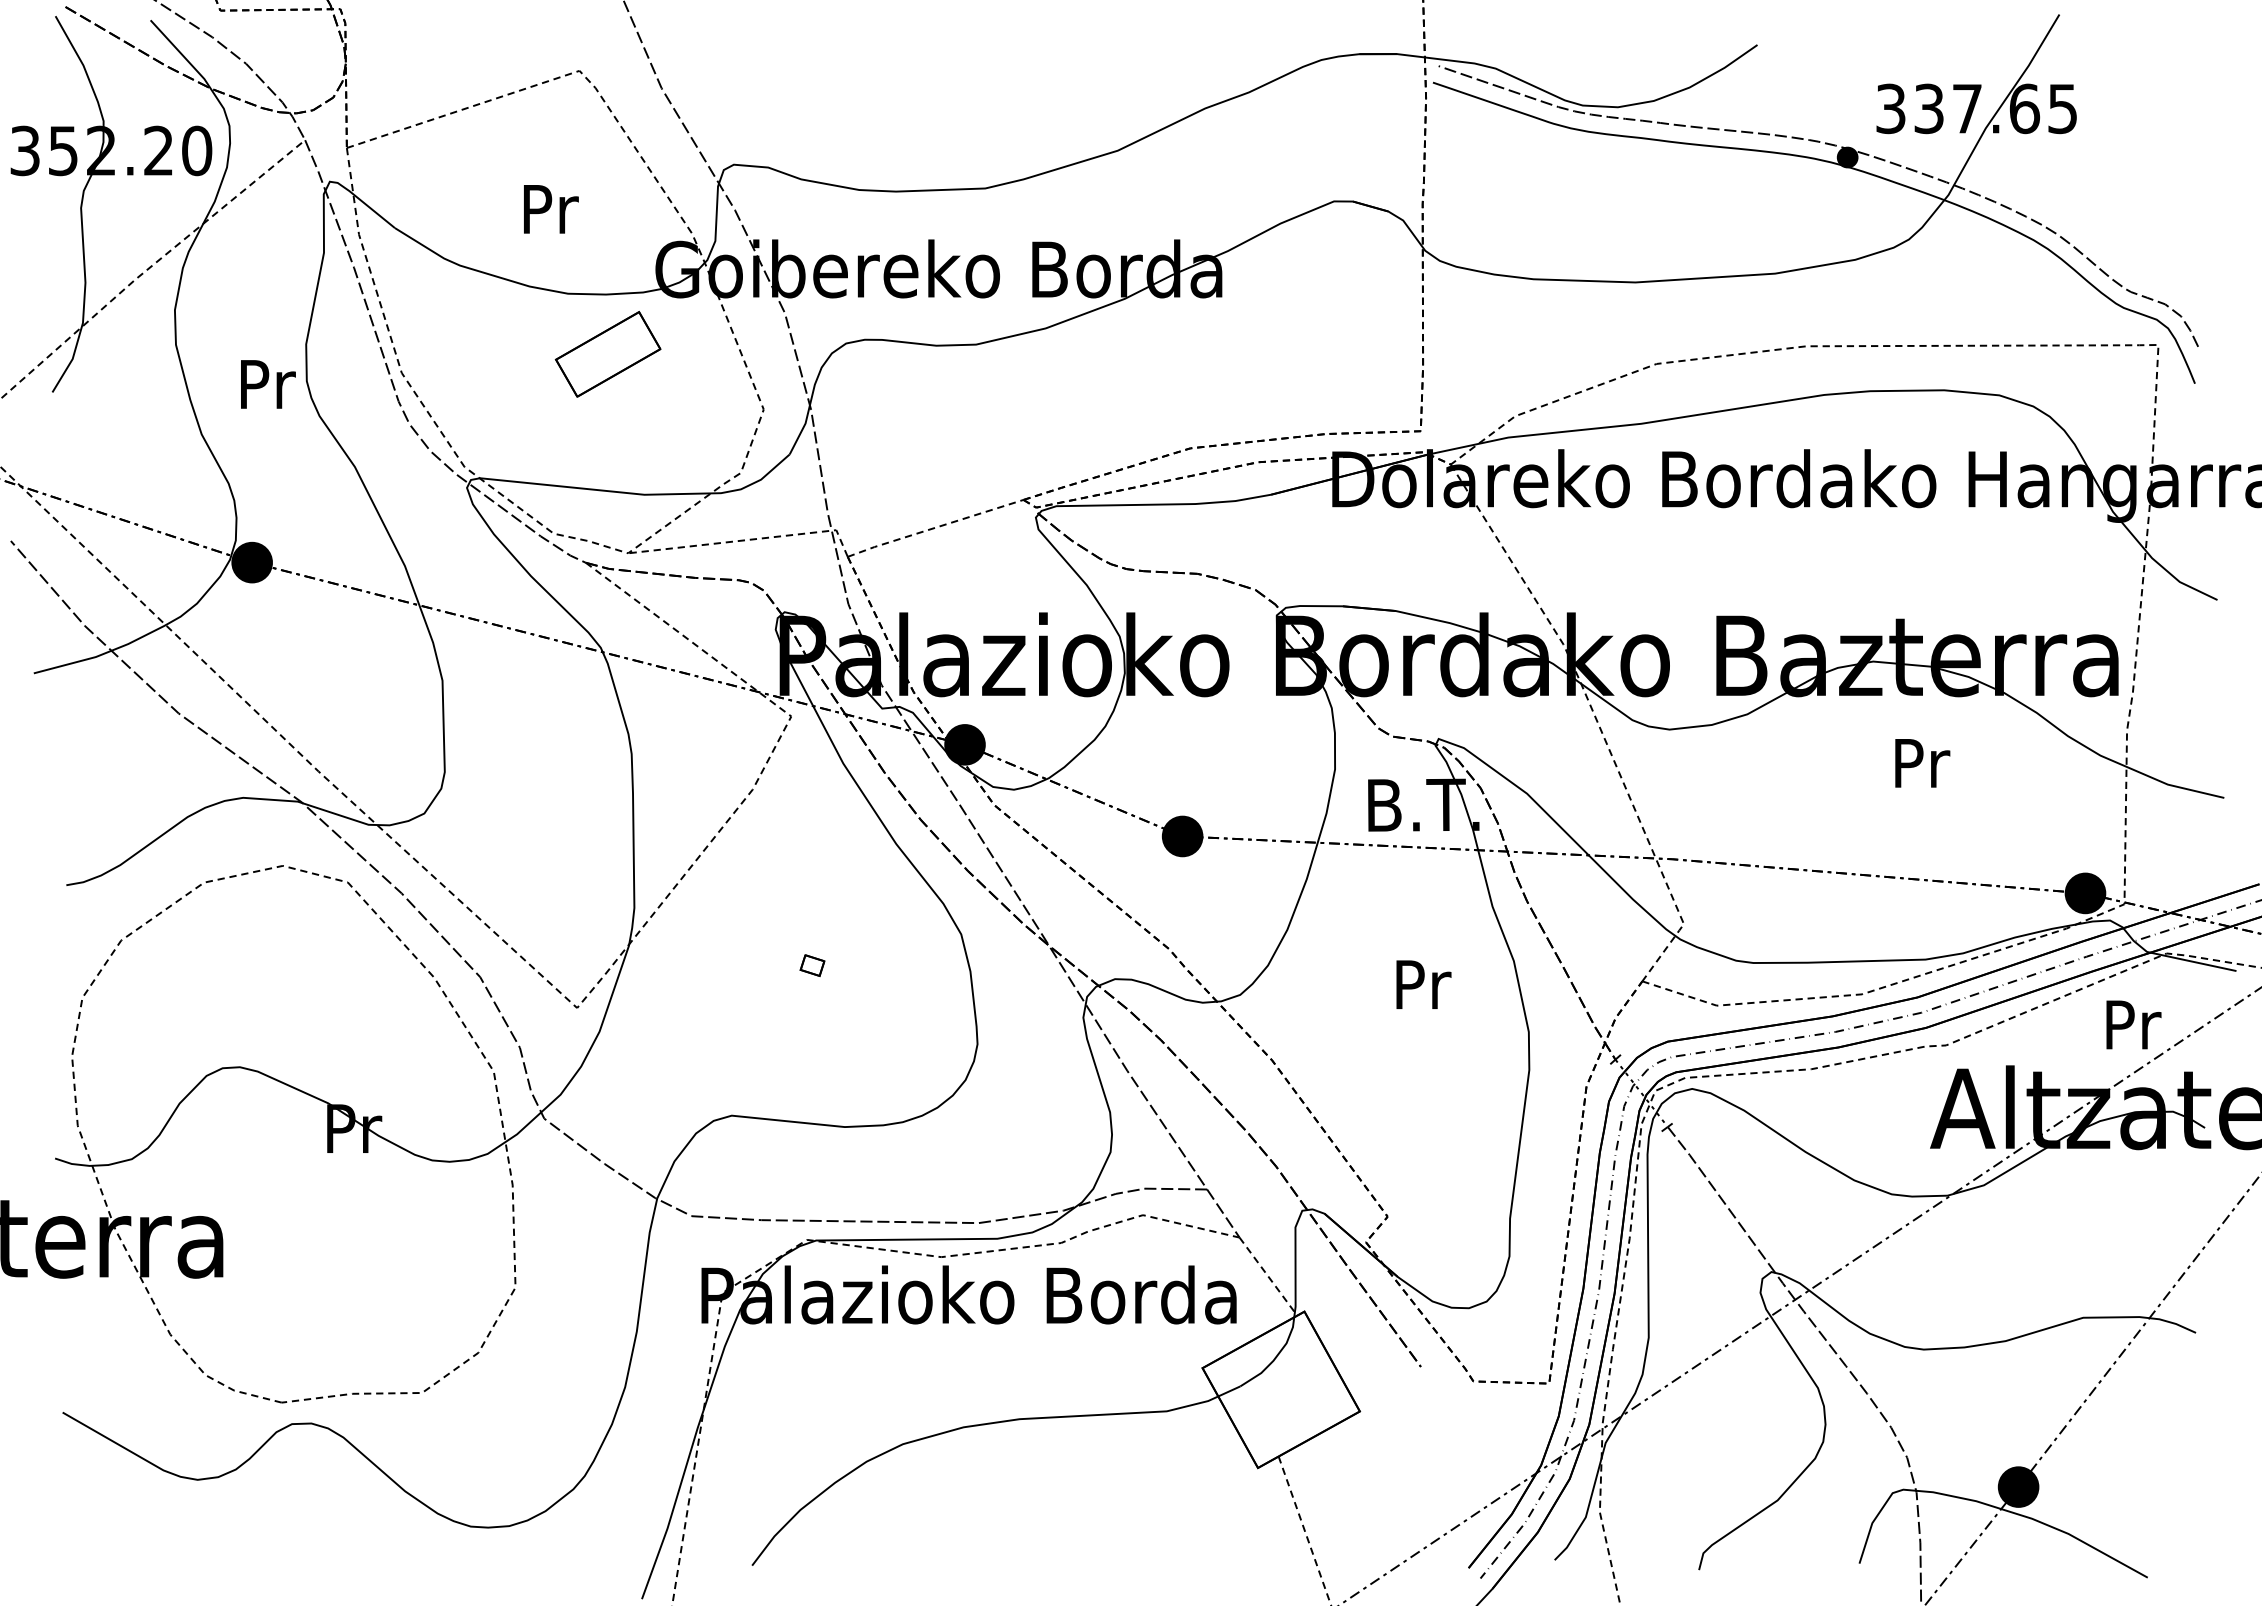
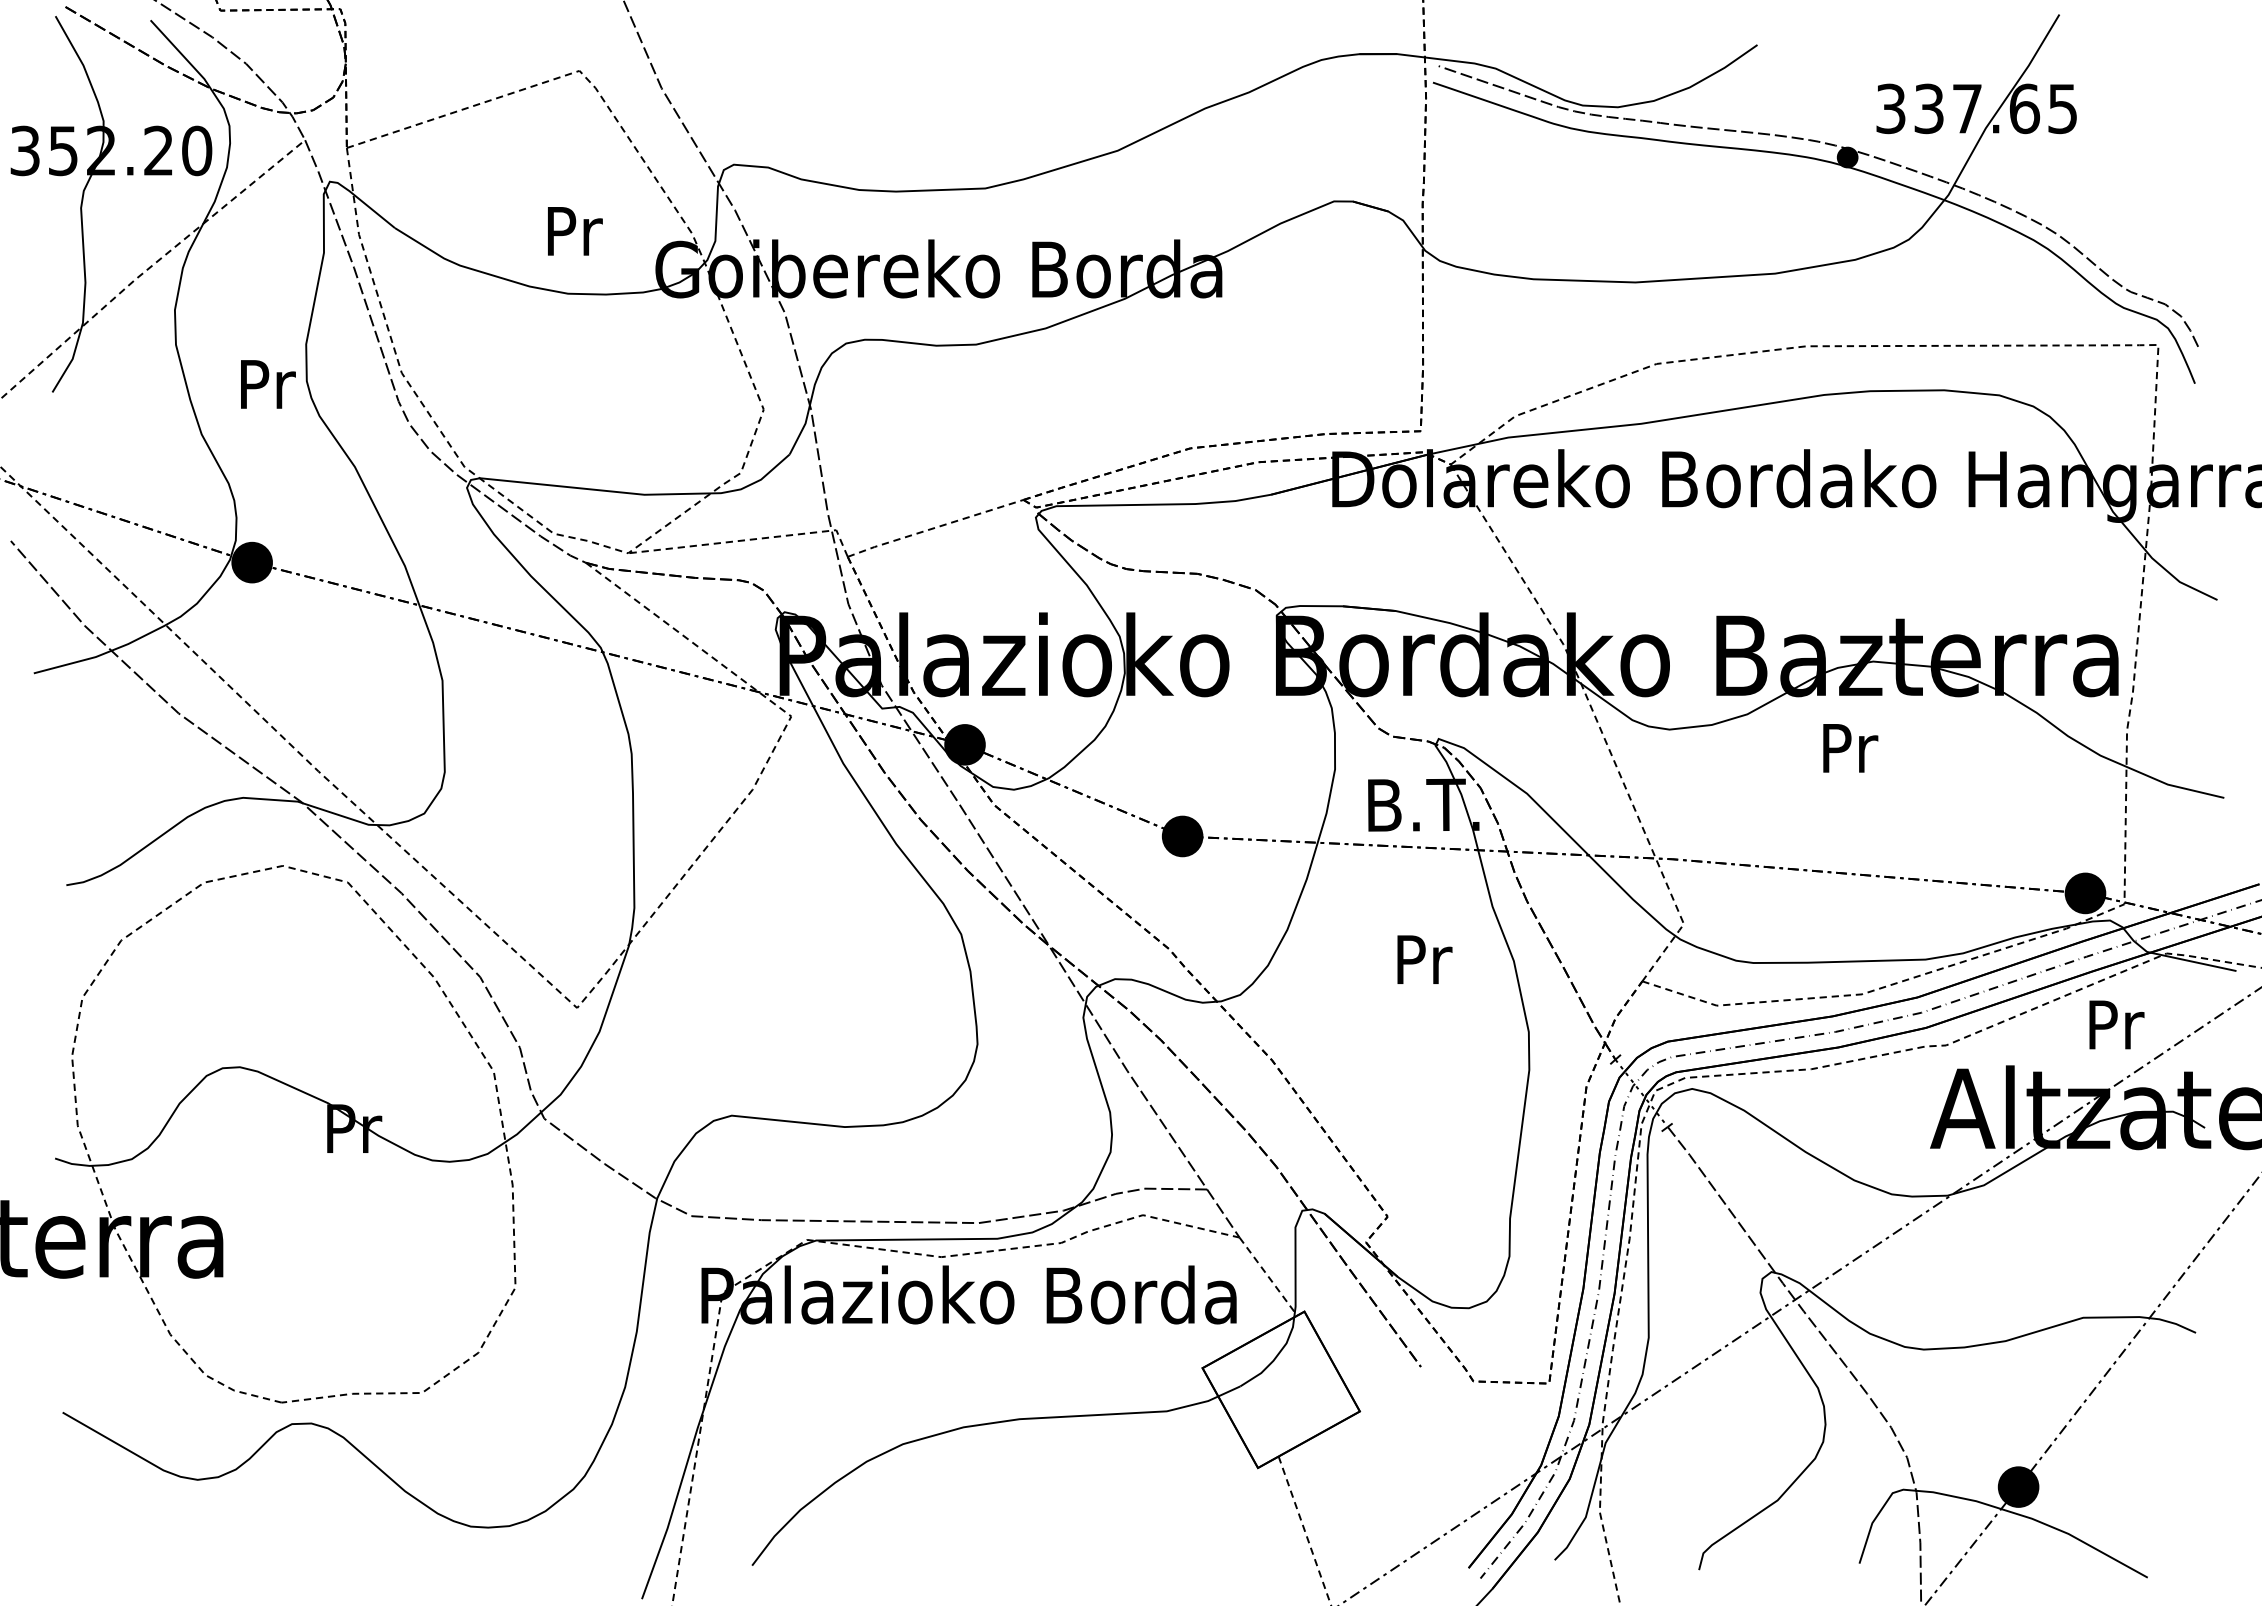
text position: (551, 209) -> (575, 231) (575, 231)
part: present -> none (607, 354)
text position: (1922, 763) -> (1850, 748) (1850, 748)
part: present -> none (812, 965)
text position: (1423, 984) -> (1424, 959) (1424, 959)
text position: (2133, 1024) -> (2116, 1024) (2116, 1024)
